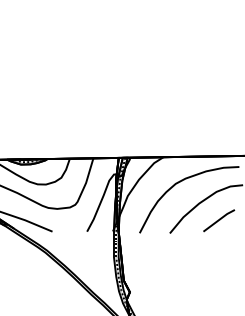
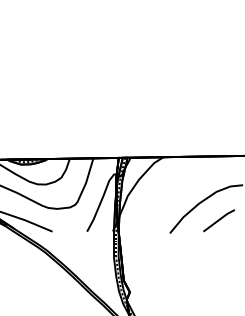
curve: present -> none (180, 182)
